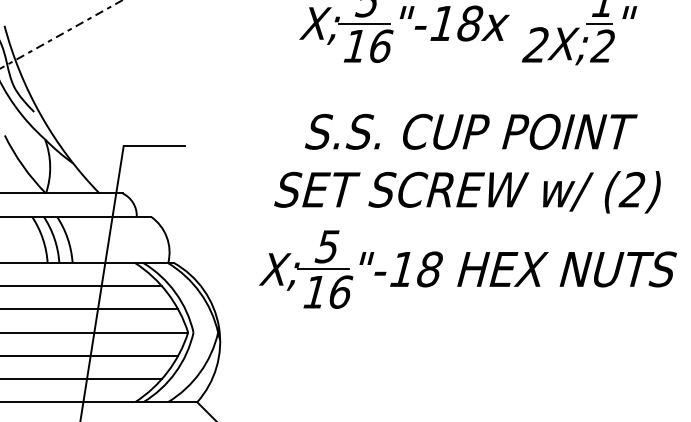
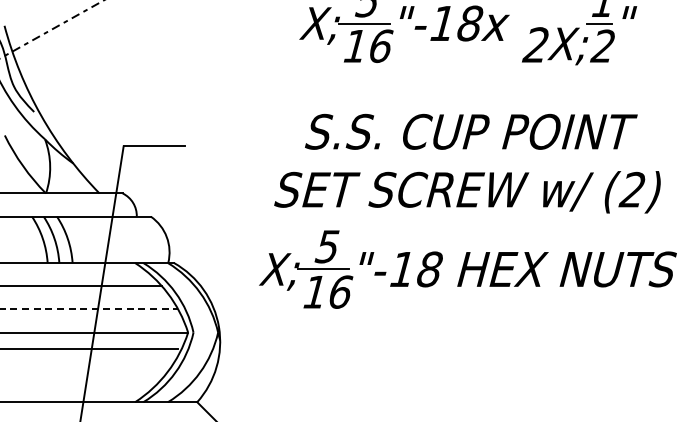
line position: (60, 34) -> (51, 29) (51, 29)
line: solid -> dashed (89, 309)
line position: (90, 355) -> (90, 348) (90, 348)
line: present -> none (81, 379)
